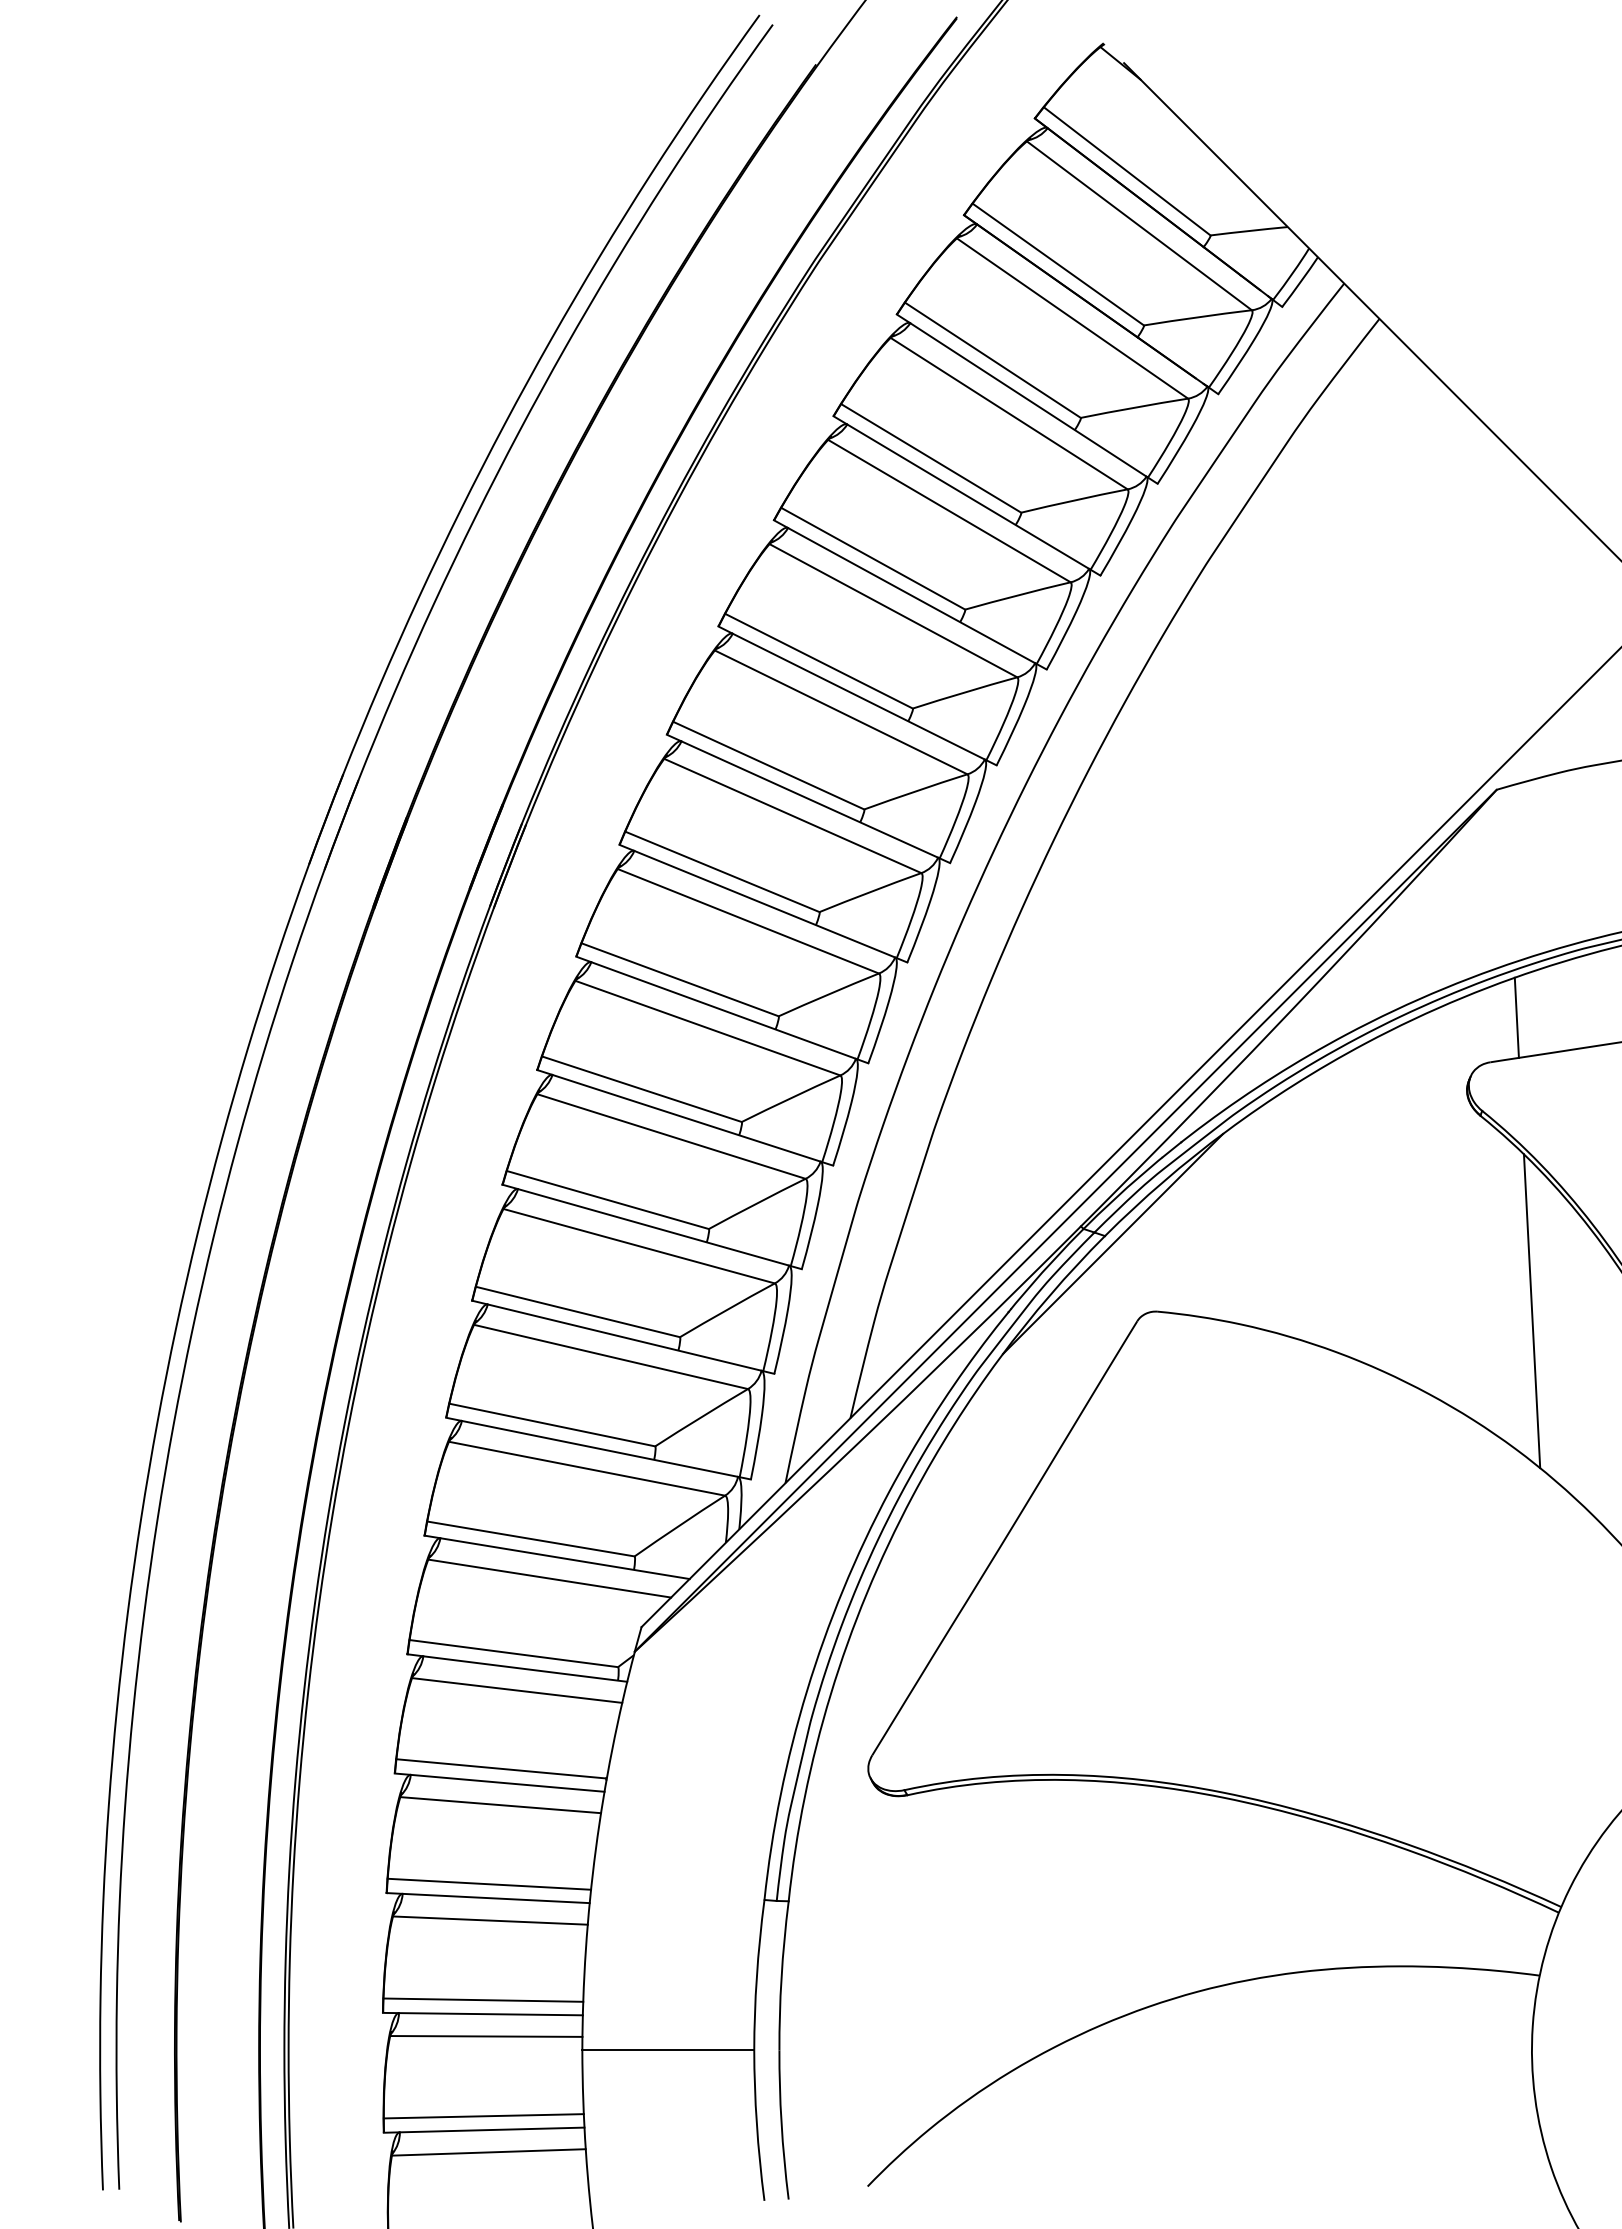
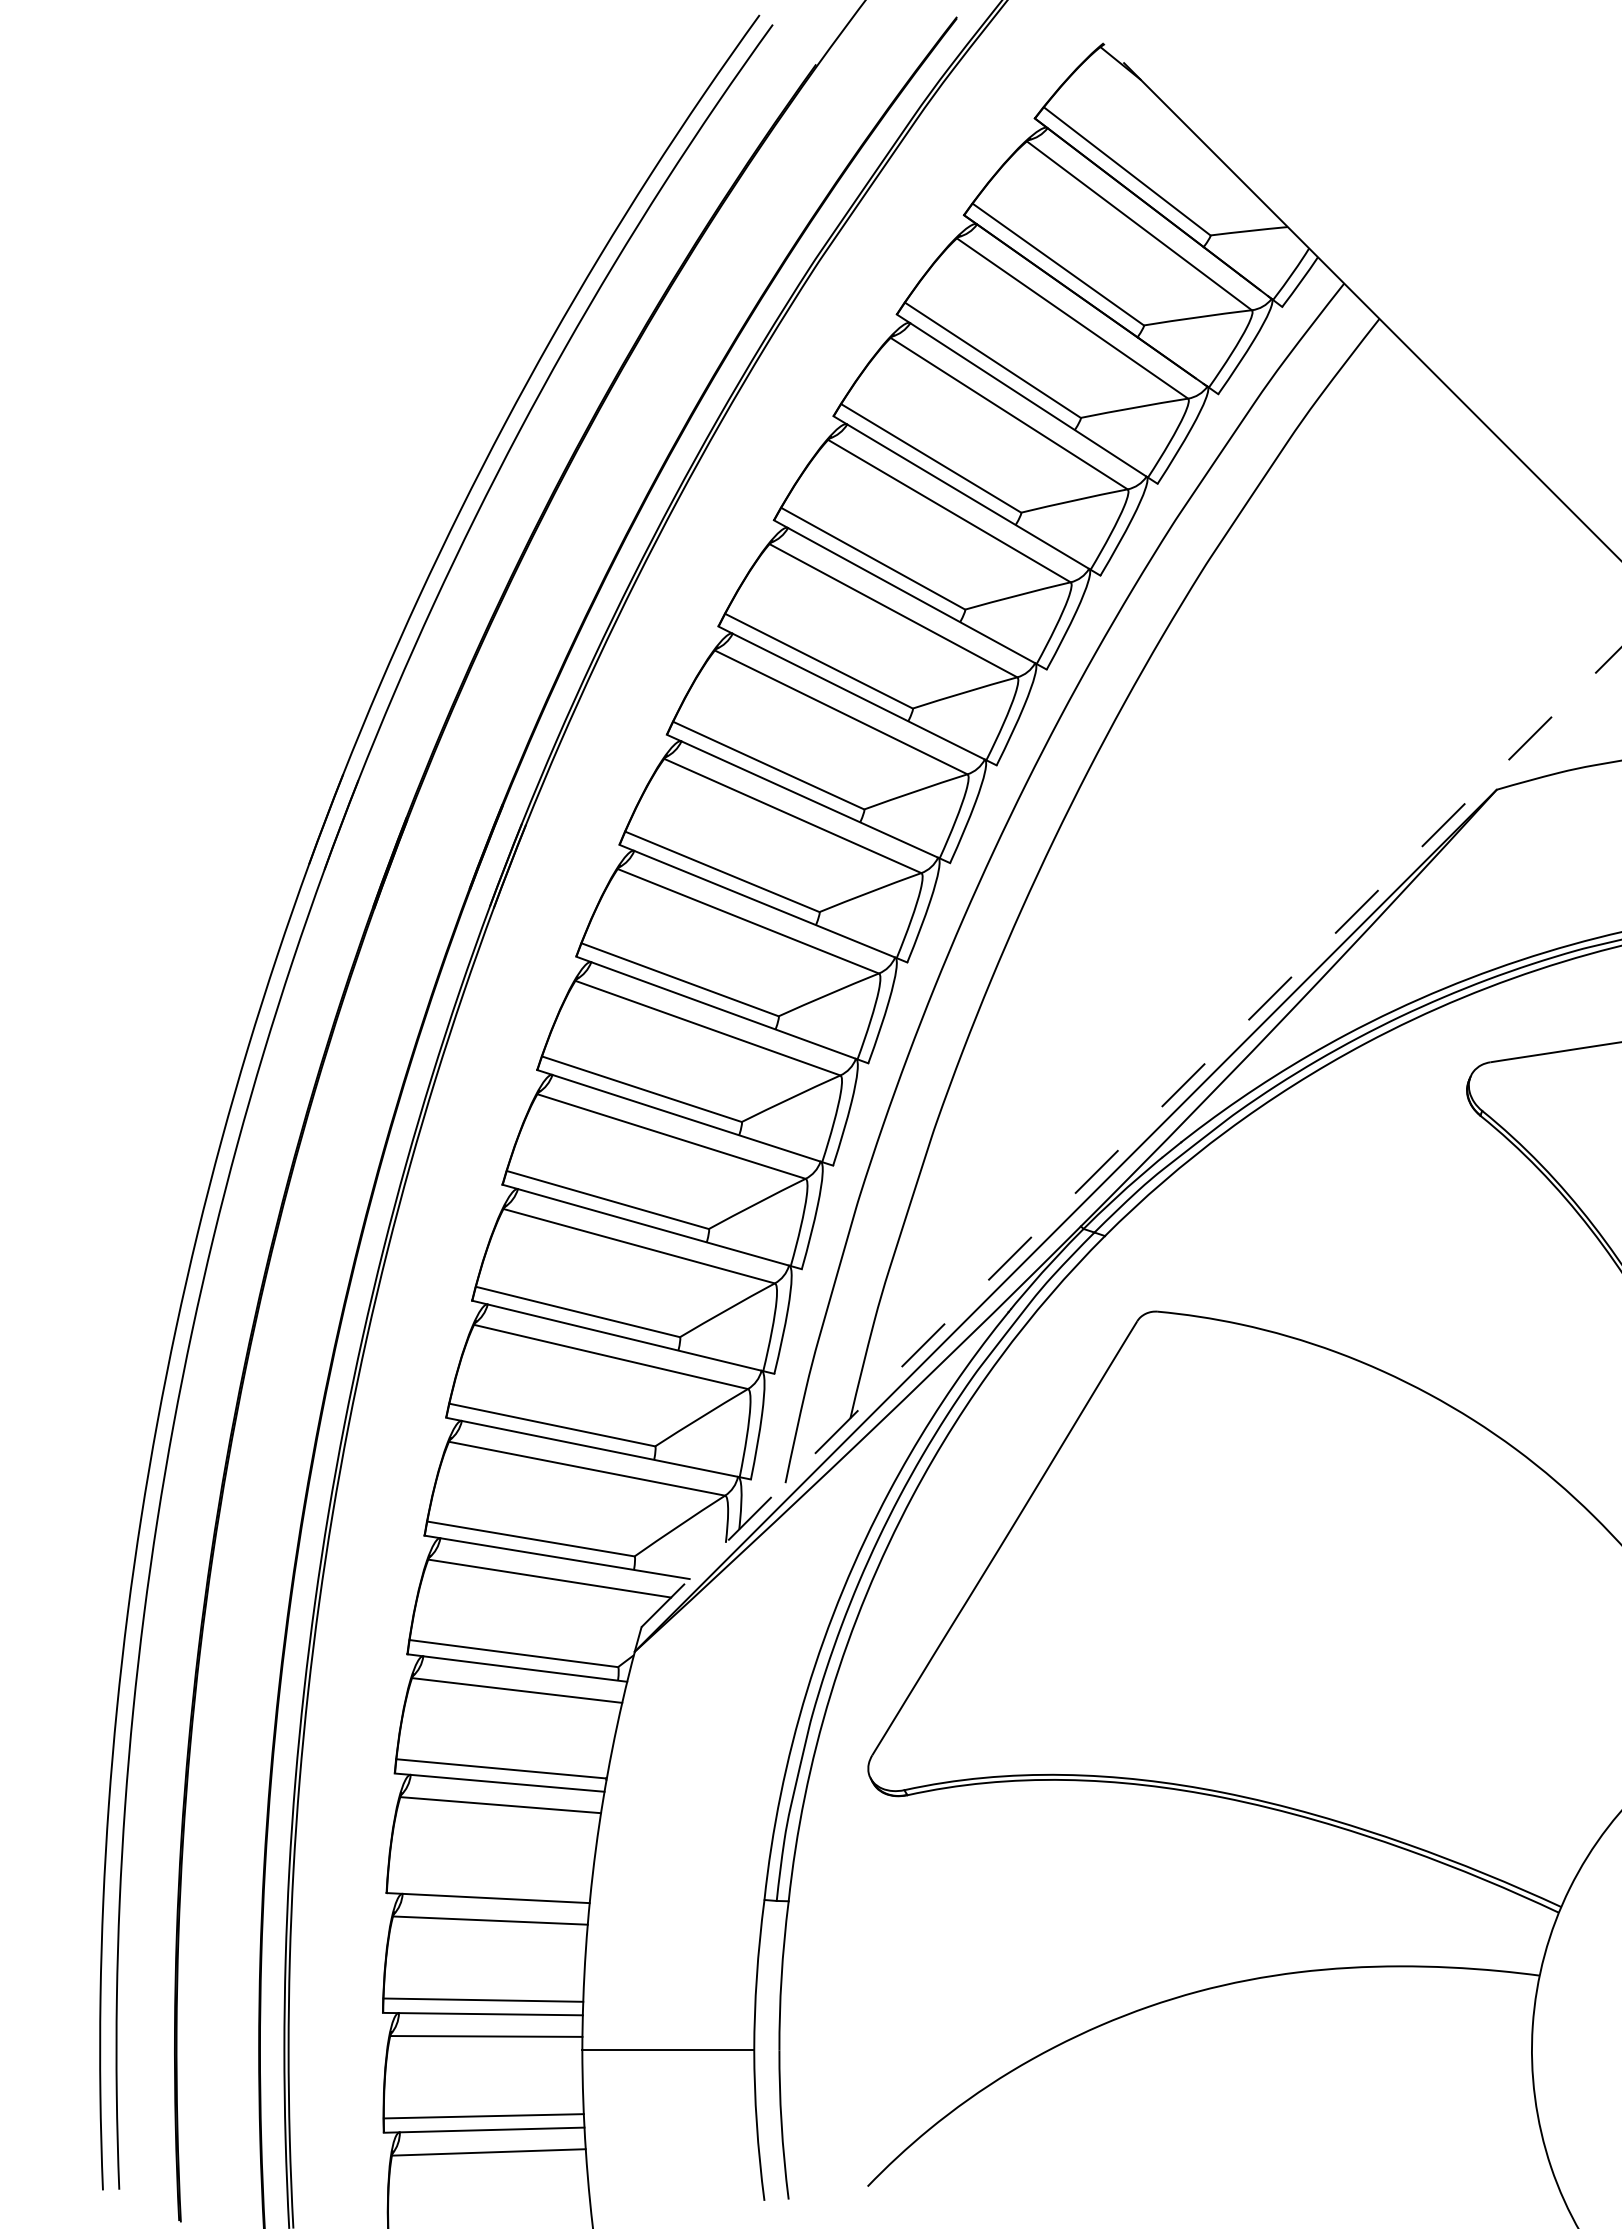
line: present -> none (1516, 1017)
line: solid -> dashed (1131, 1137)
line: present -> none (1112, 1243)
line: present -> none (1531, 1311)
line: present -> none (489, 1883)
